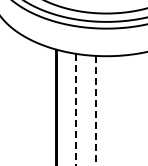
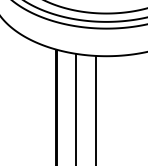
line: dashed -> solid (75, 109)
line: dashed -> solid (95, 110)
